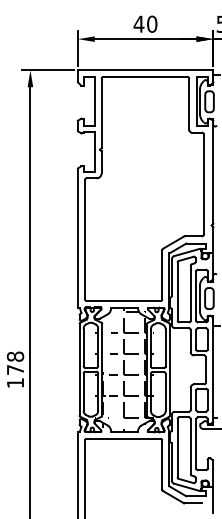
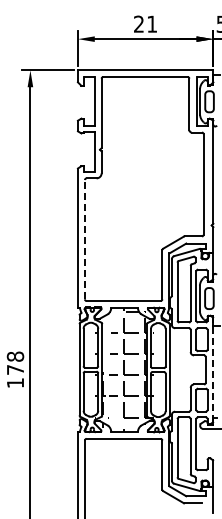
text: 40 -> 21 (145, 23)
line: solid -> dashed (84, 239)
line: solid -> dashed (213, 369)
